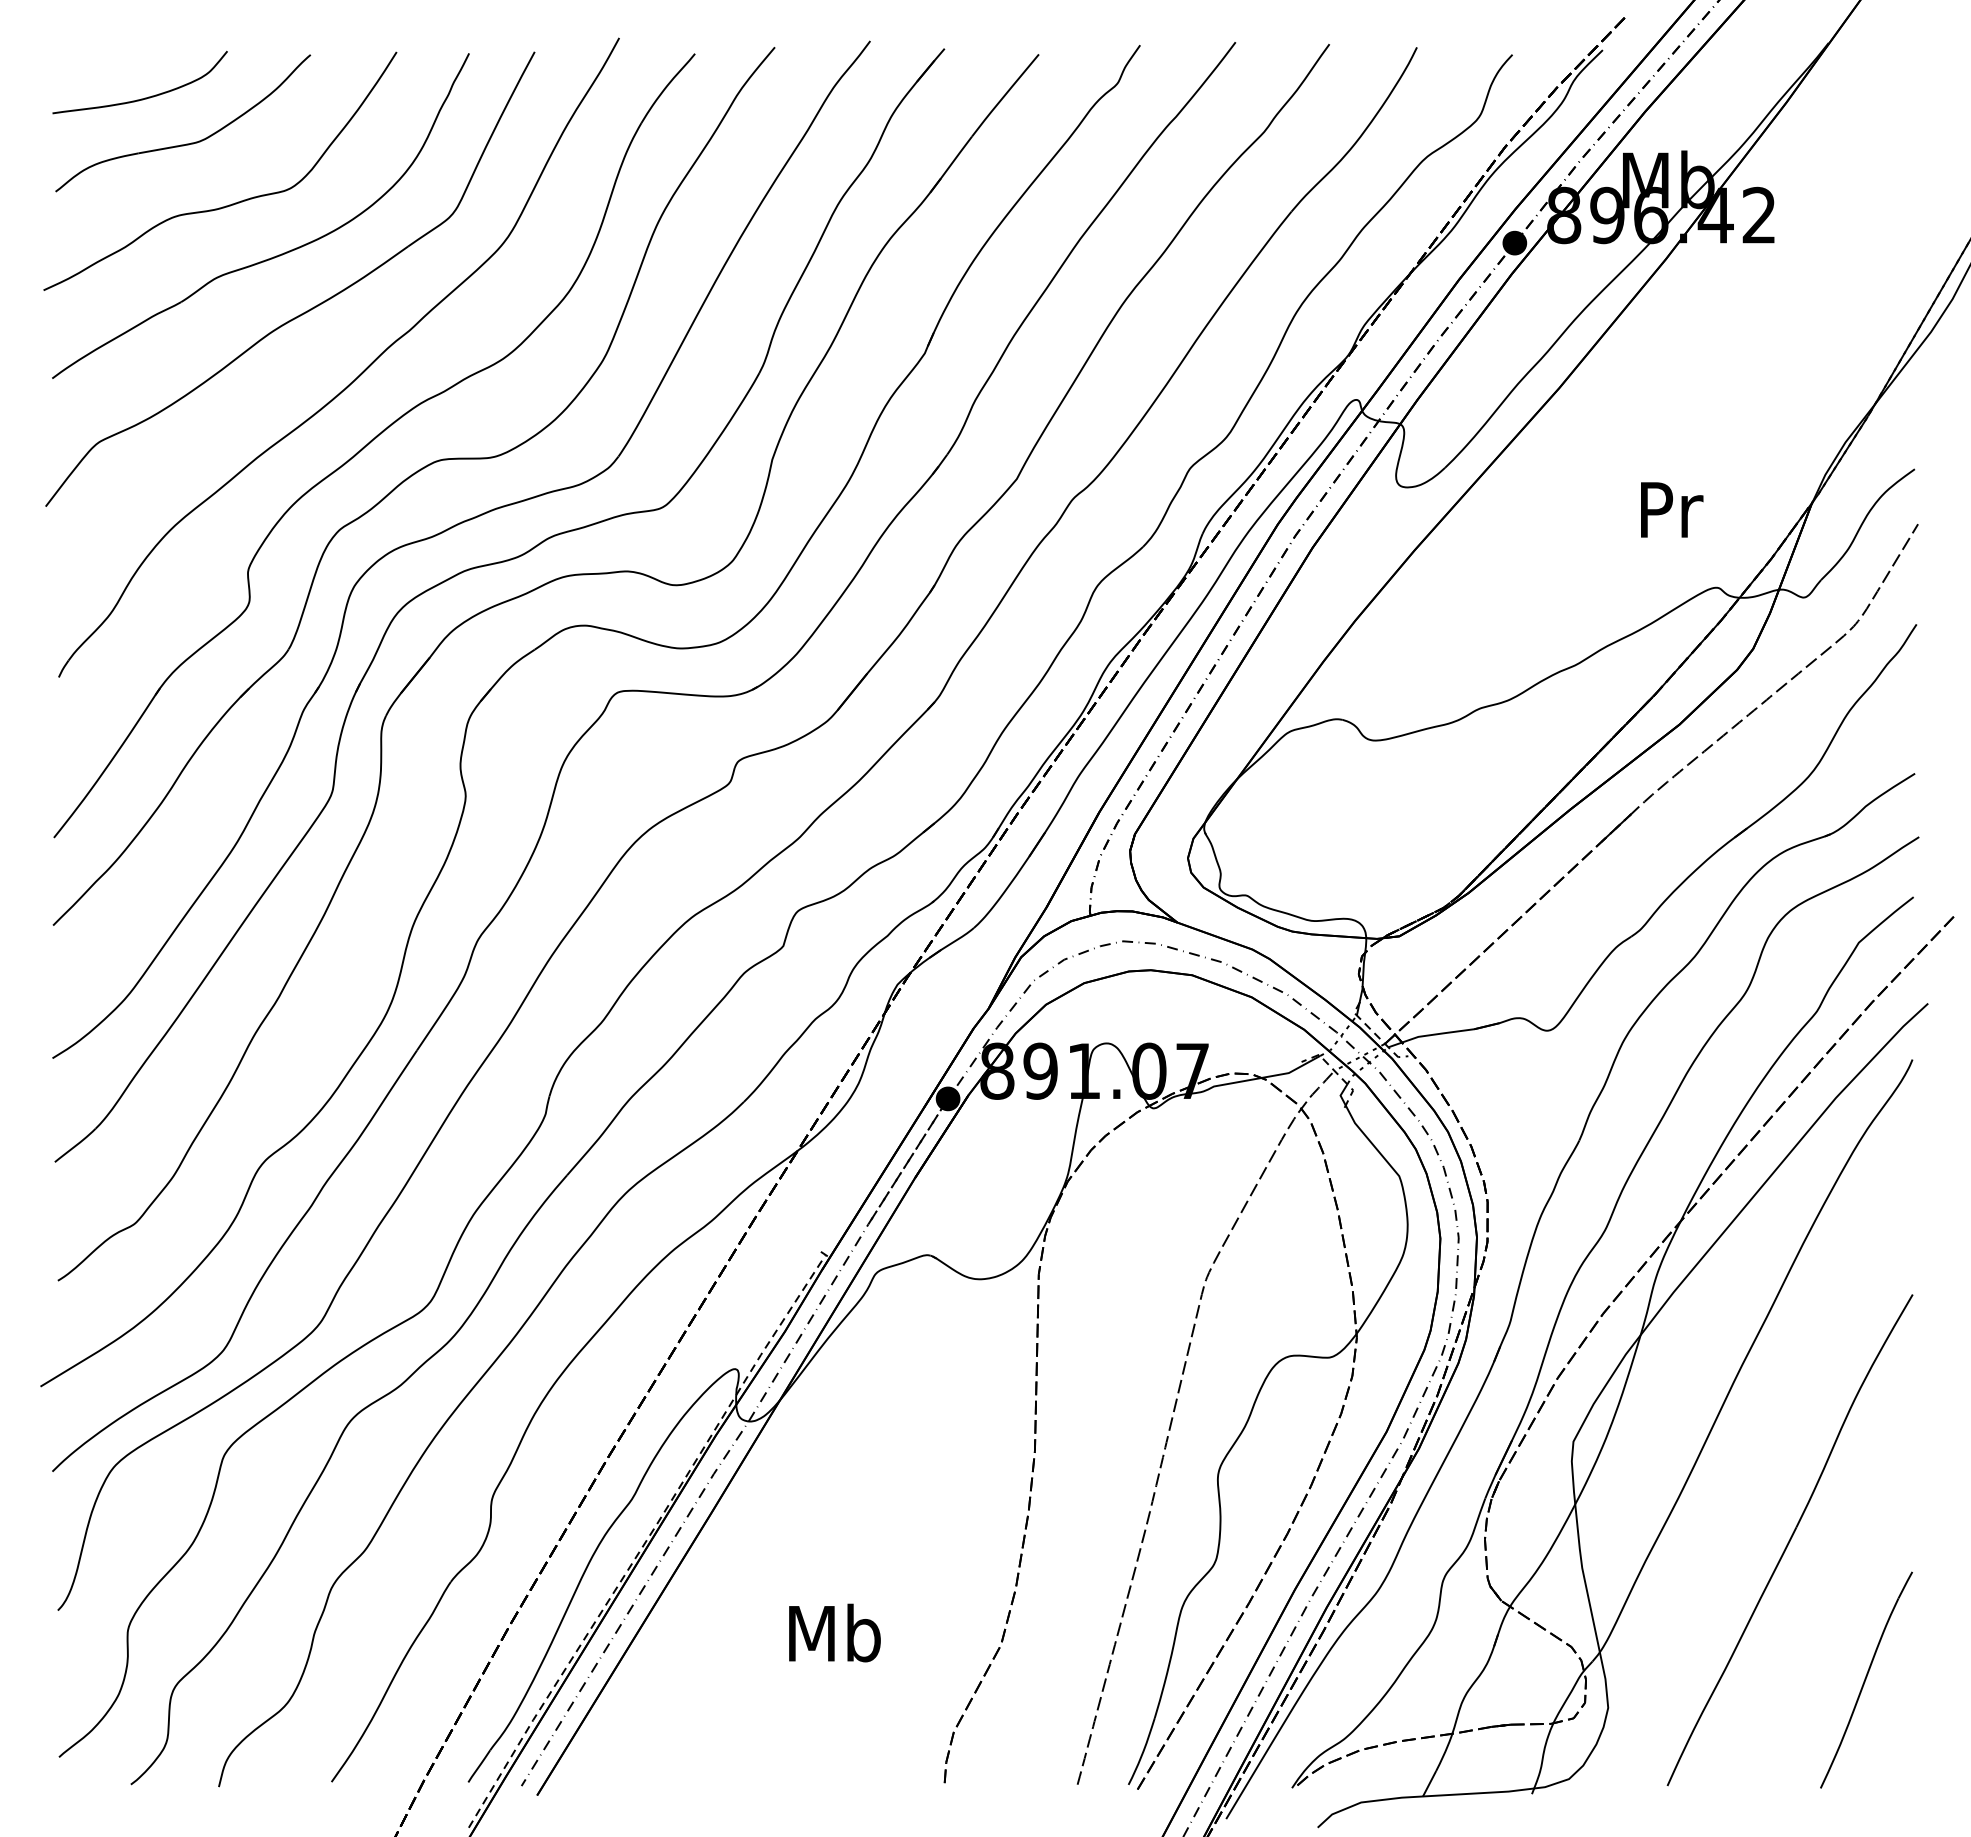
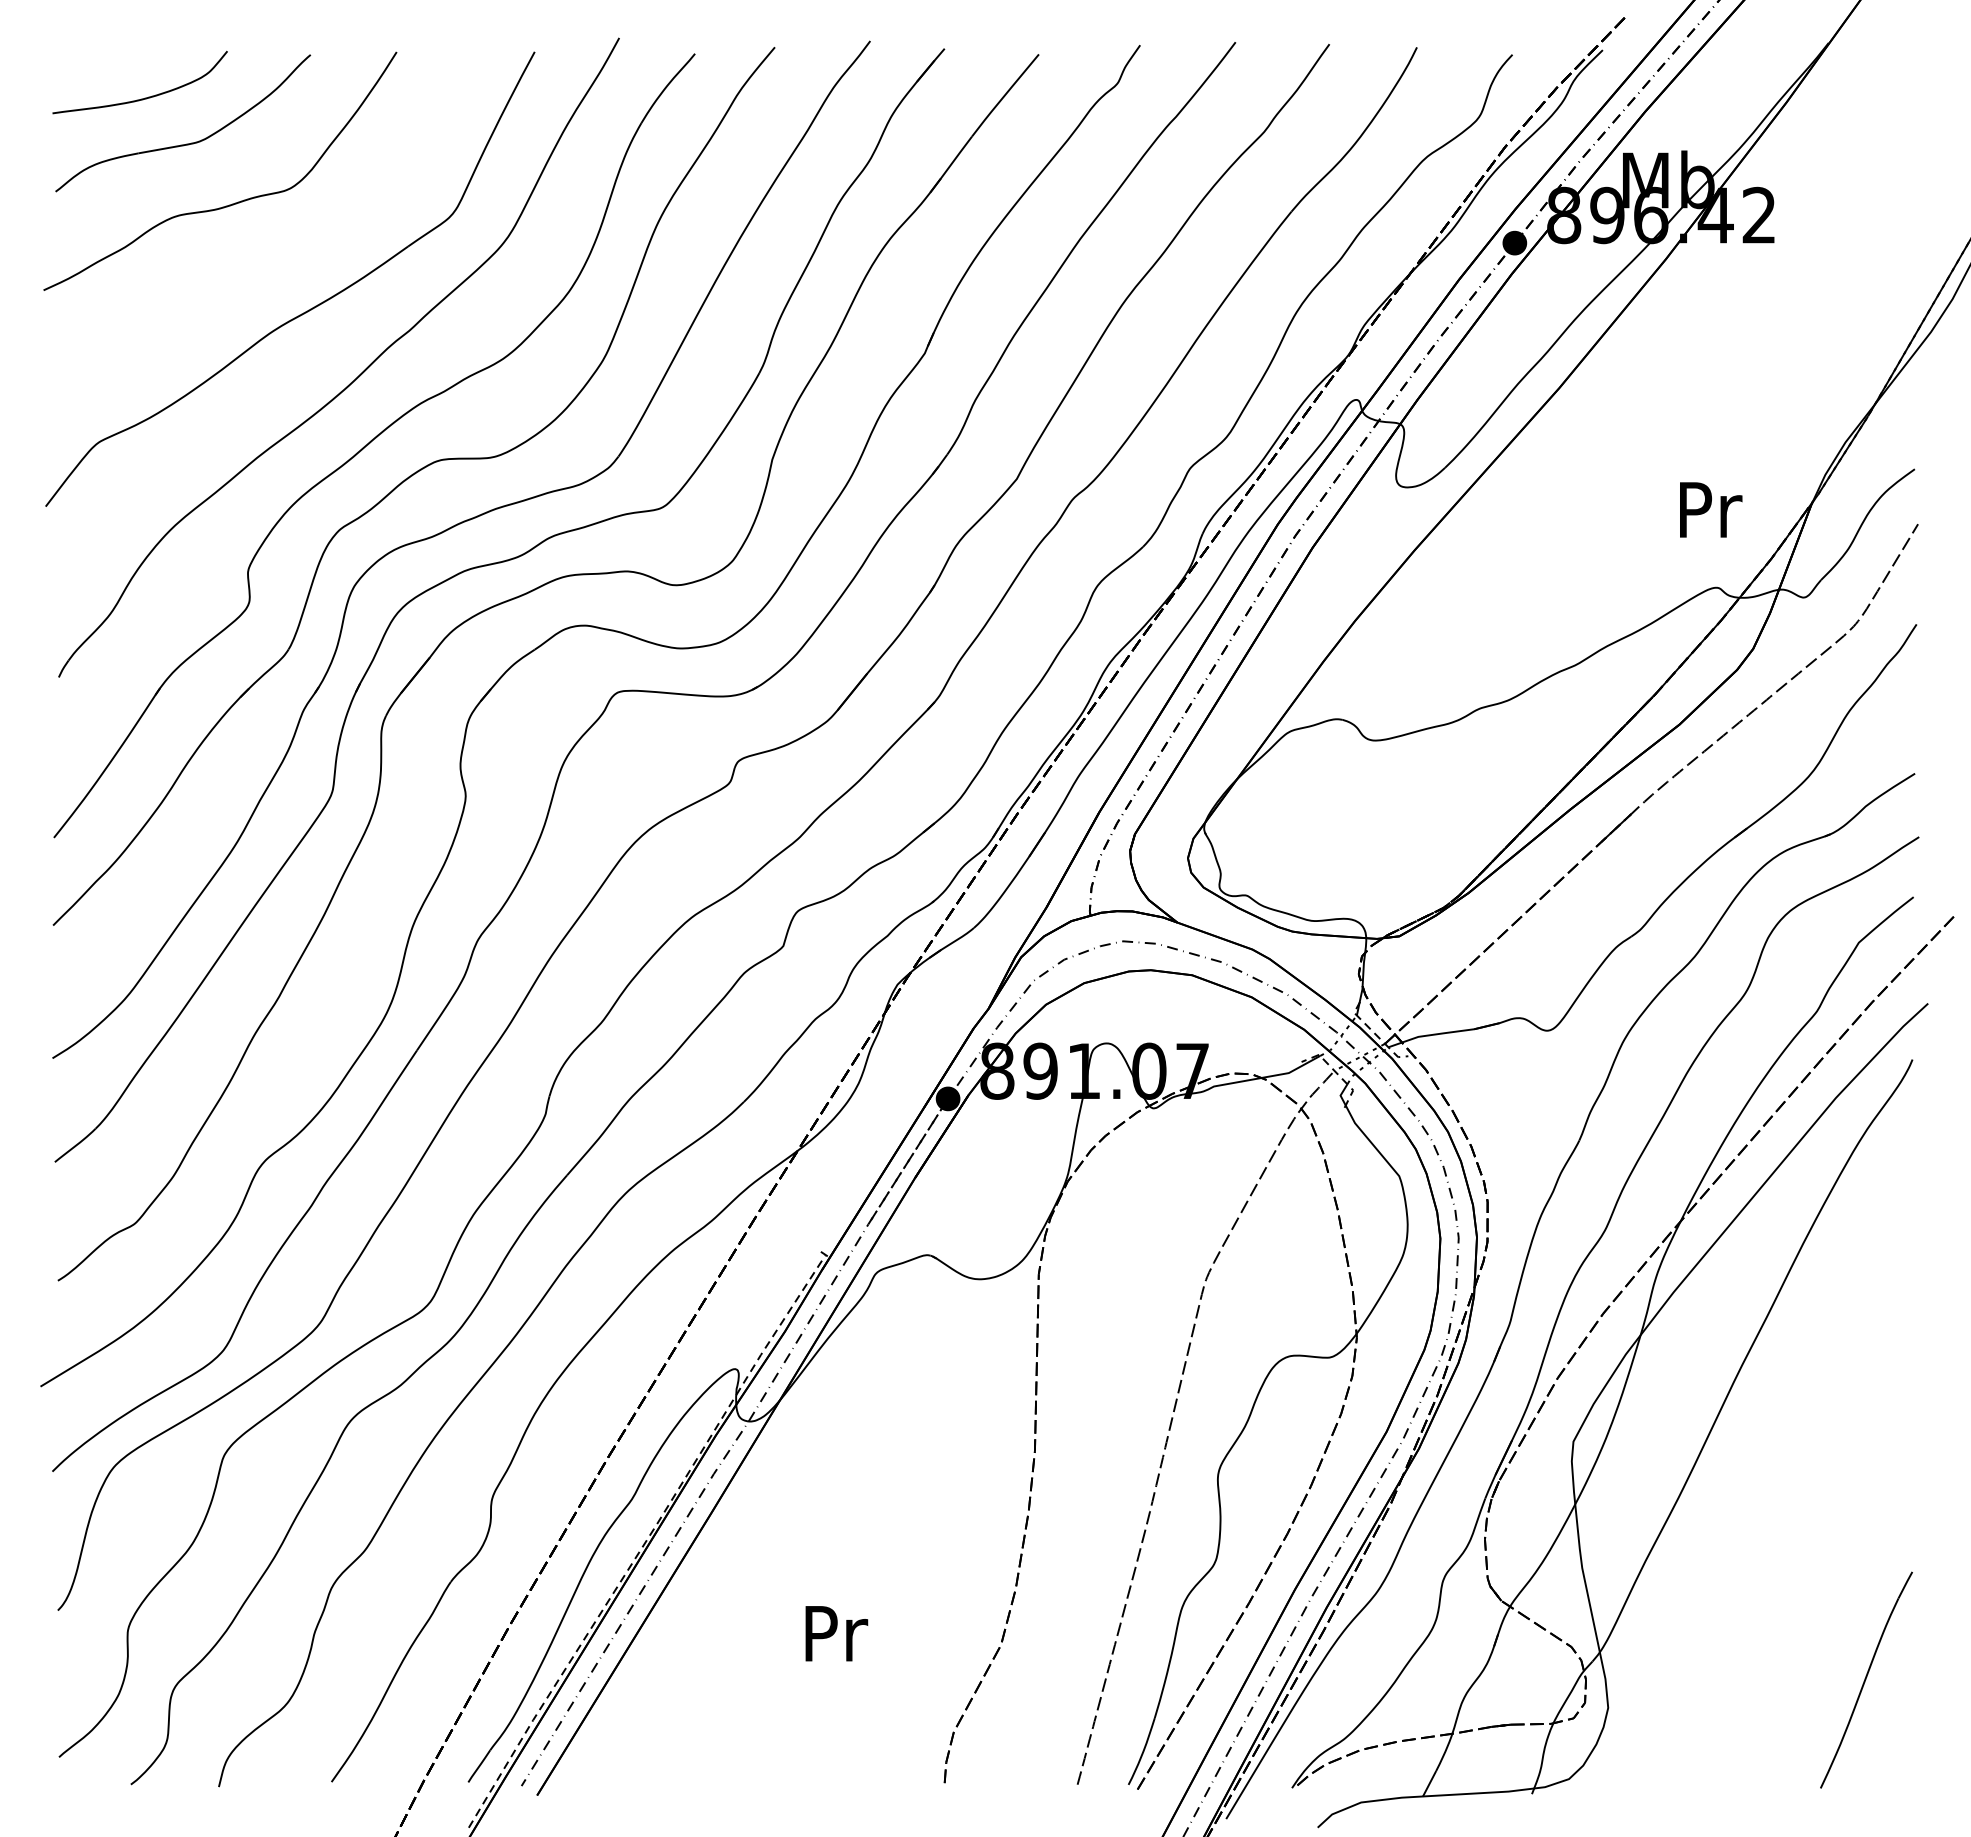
part: present -> none (278, 254)
text position: (1672, 509) -> (1711, 509) (1711, 509)
part: present -> none (1789, 1540)
text: Mb -> Pr (834, 1632)
